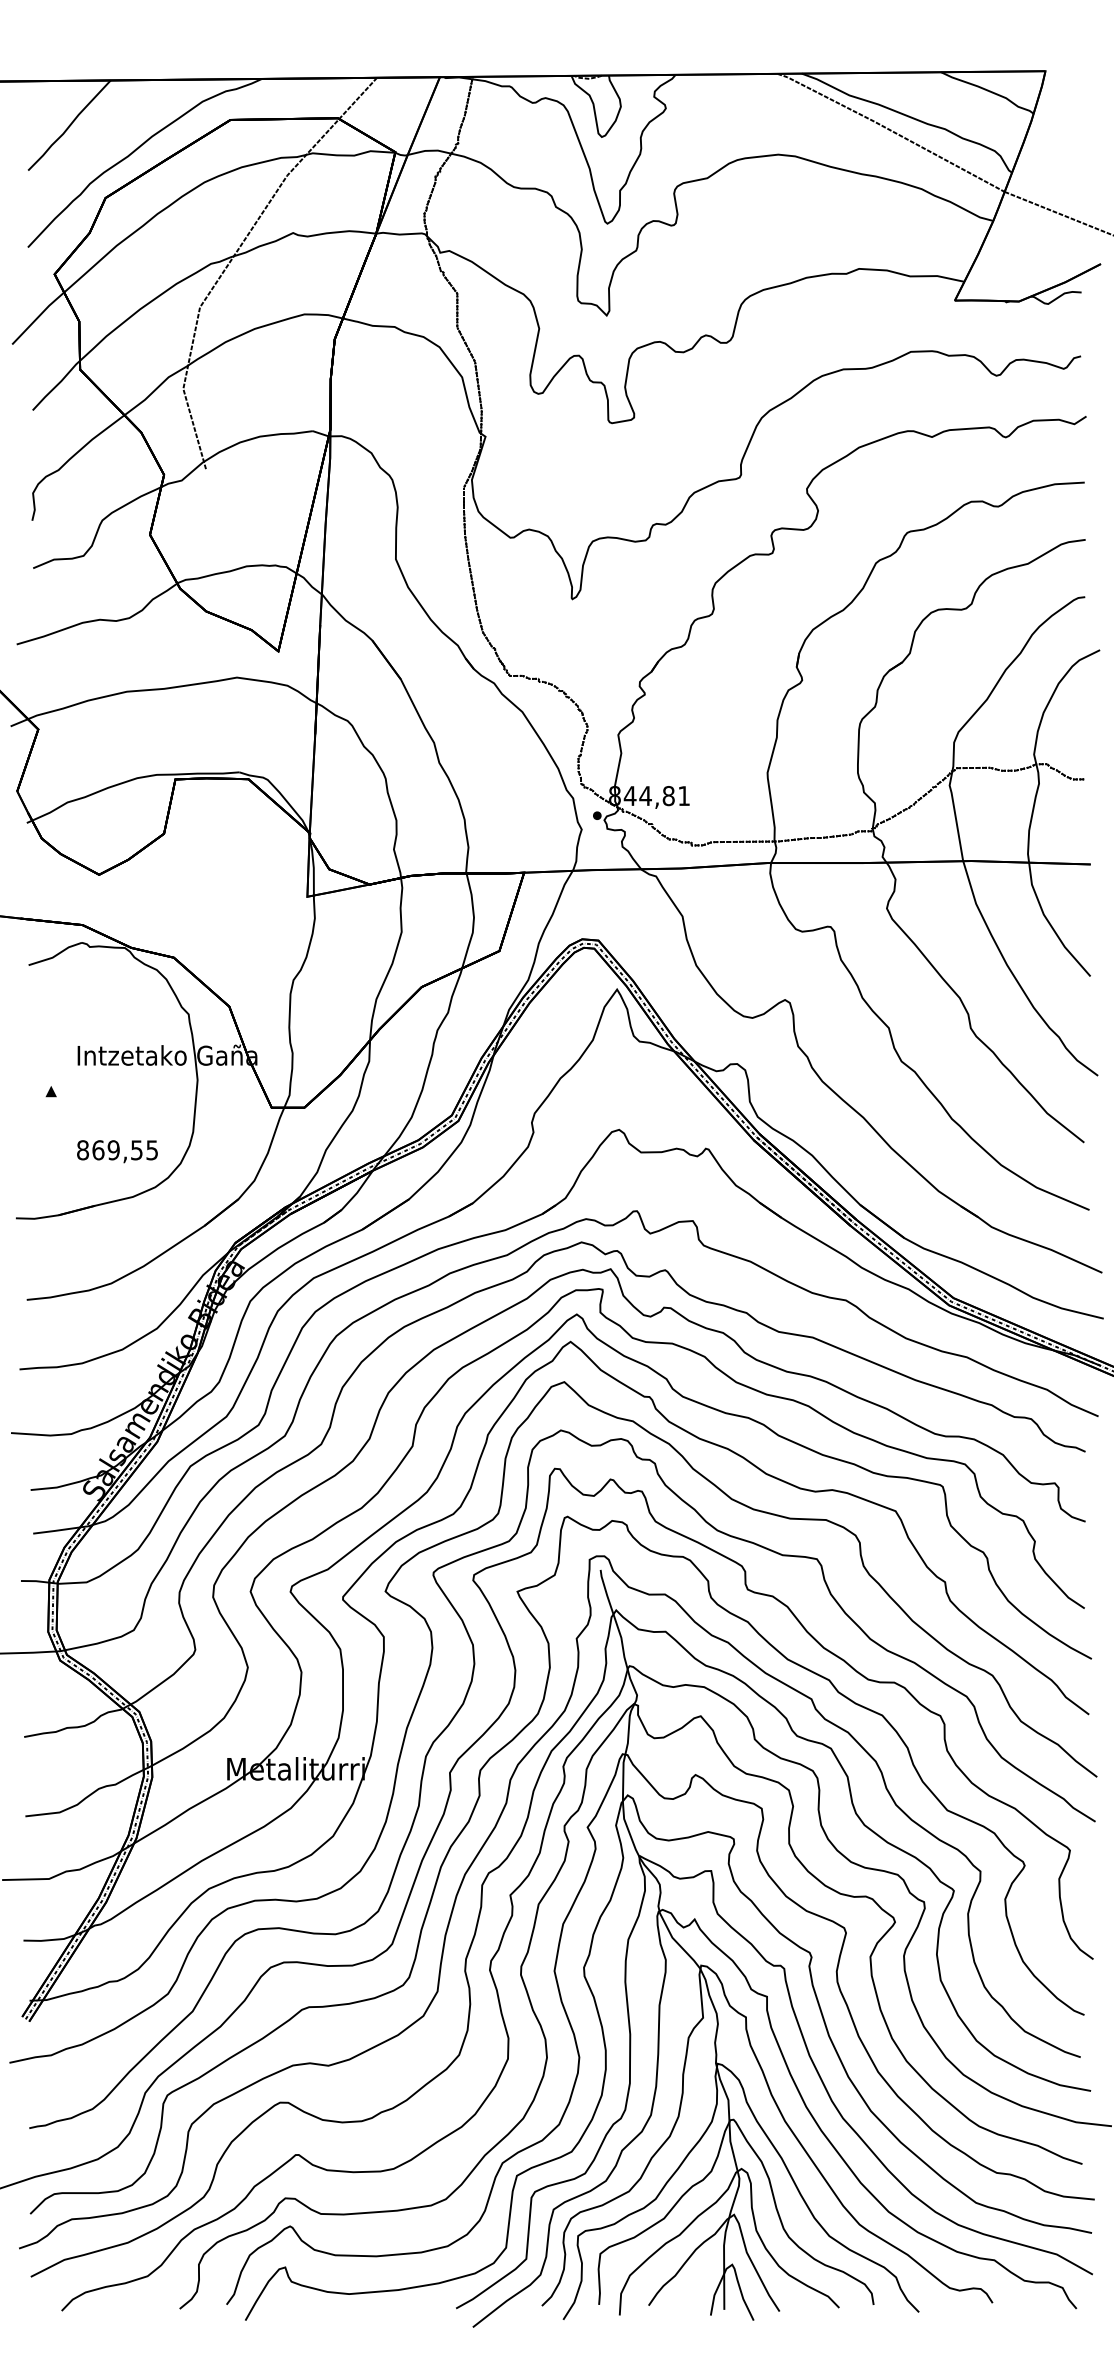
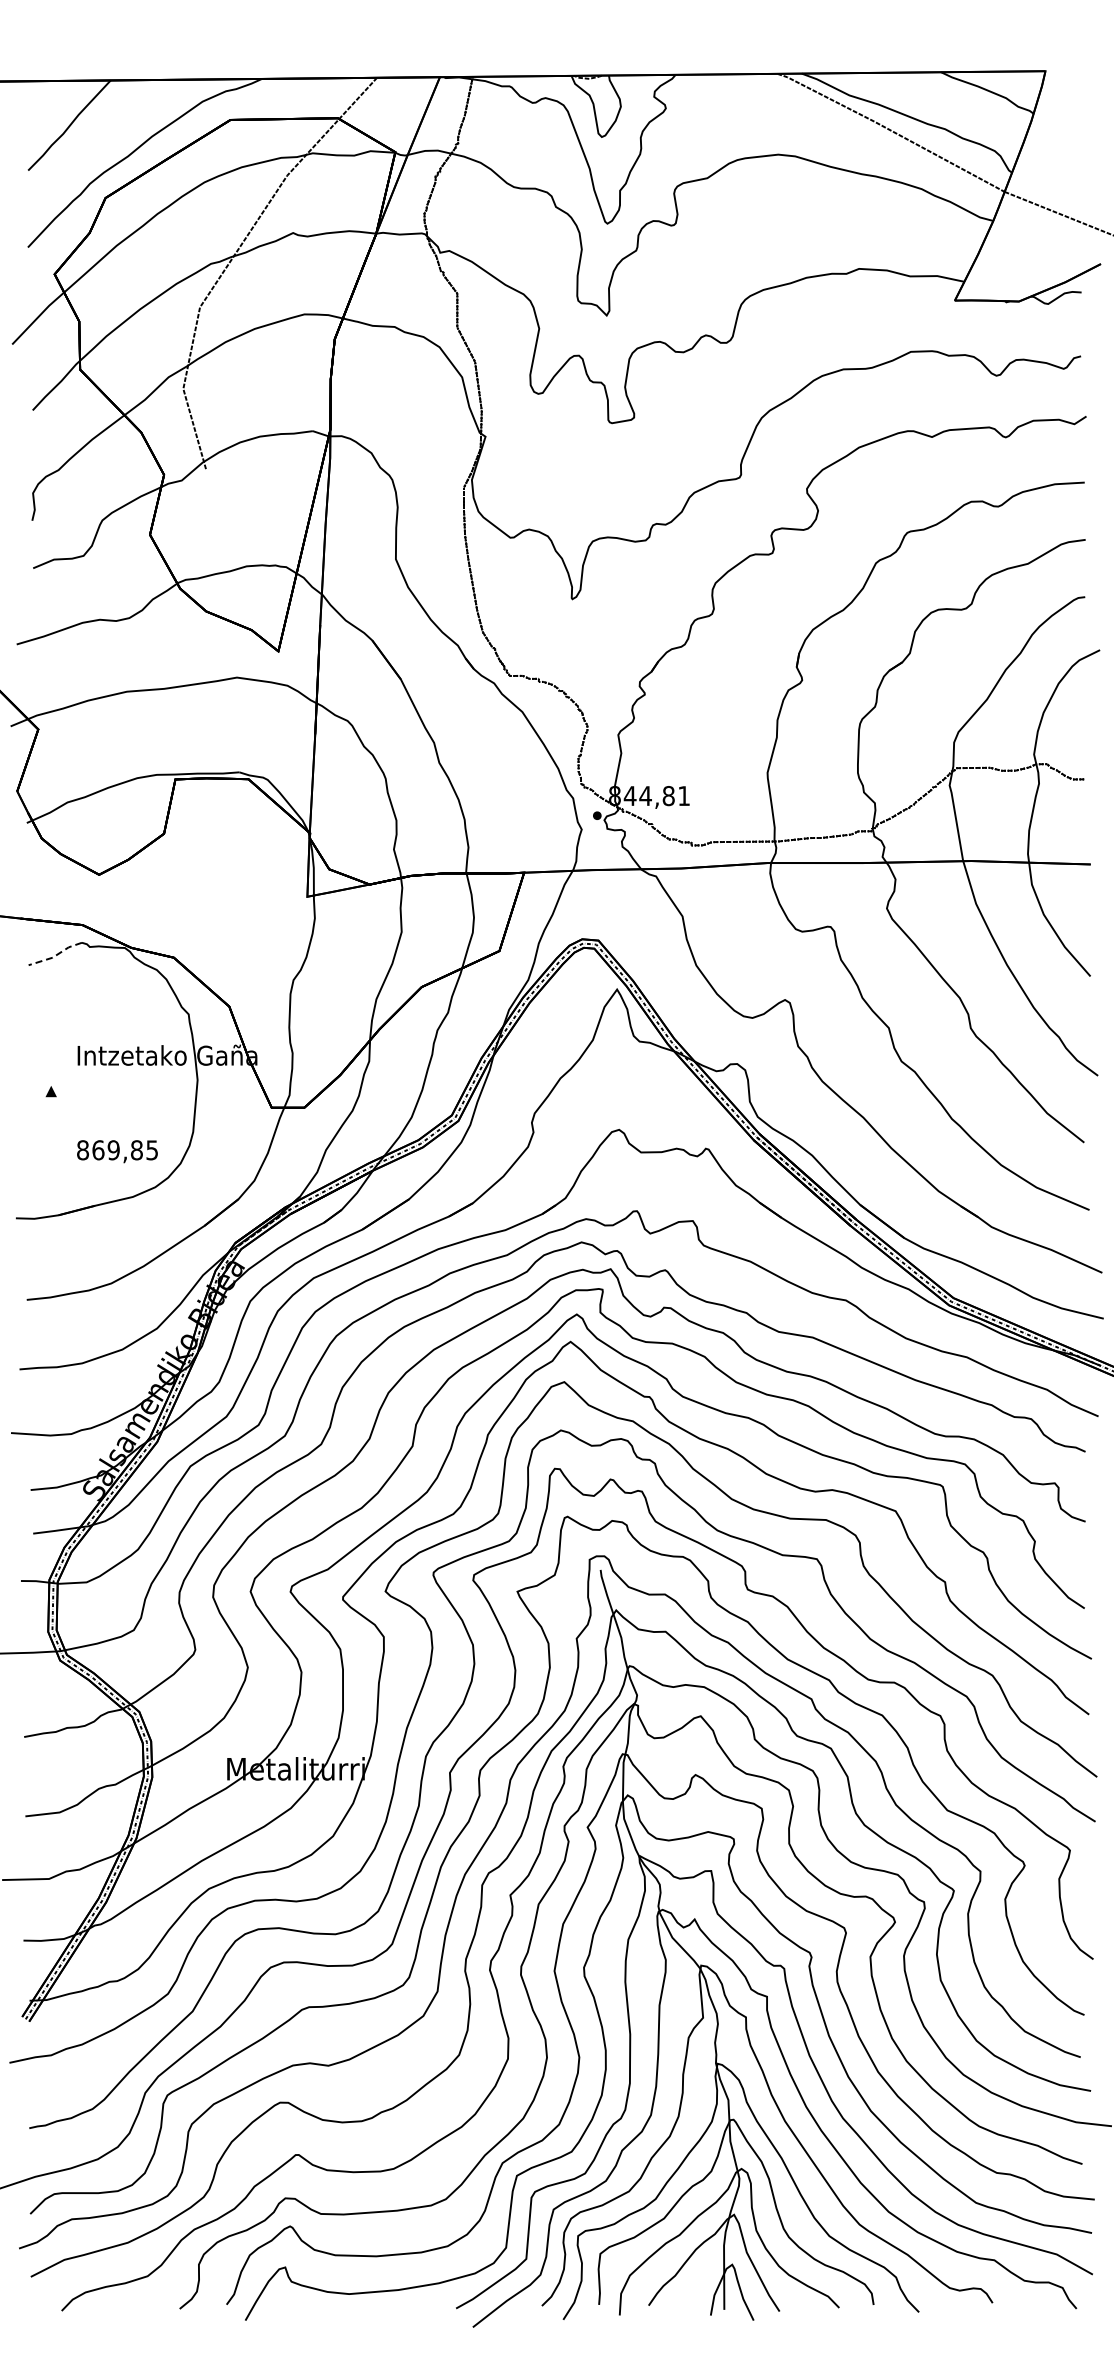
line: solid -> dashed (55, 955)
text: 869,55 -> 869,85 (136, 1150)
